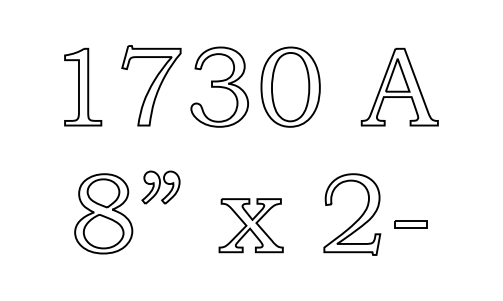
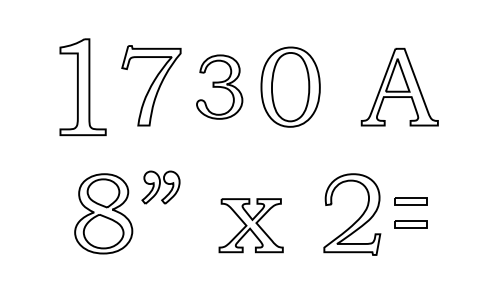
part size: 39x80 px -> 48x99 px (82, 87)
part size: 59x82 px -> 48x66 px (219, 86)
part: none -> present (410, 201)
